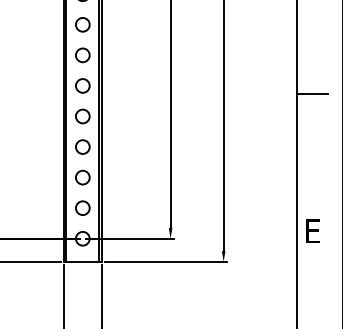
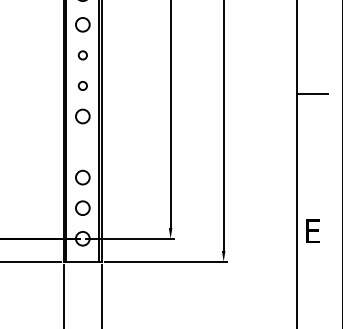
circle size: 16x17 px -> 11x11 px (82, 55)
circle size: 16x16 px -> 11x10 px (82, 85)
circle: present -> none (82, 146)
